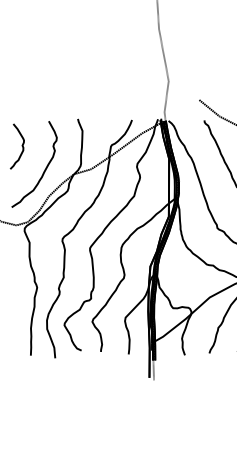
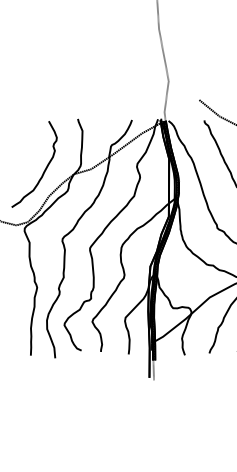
curve: present -> none (21, 146)
